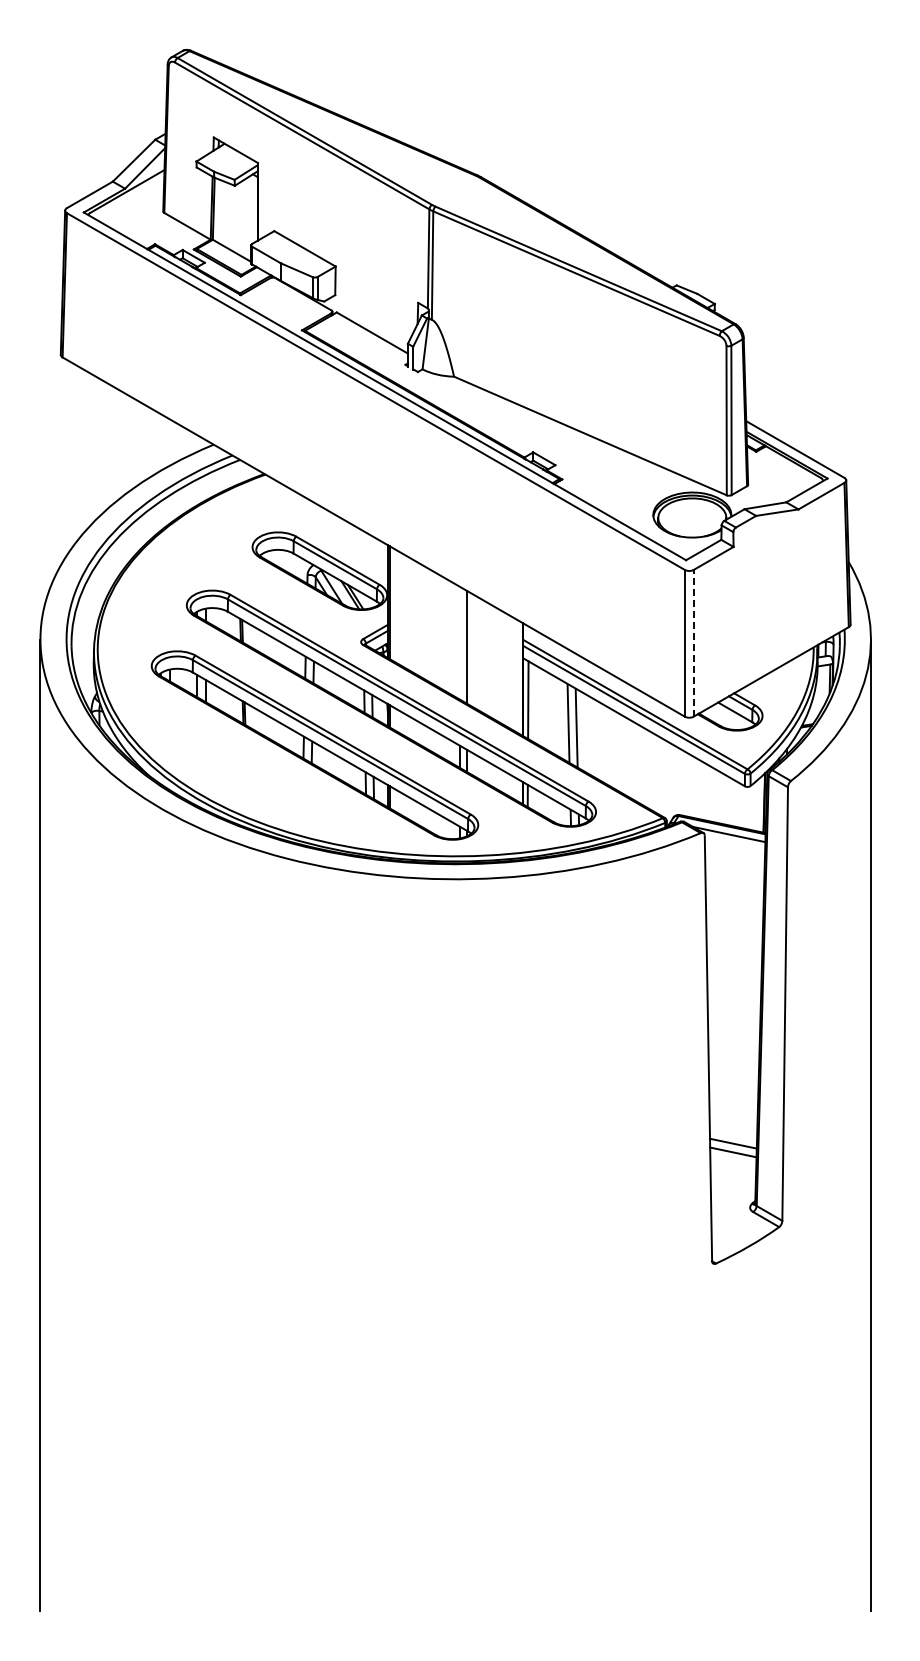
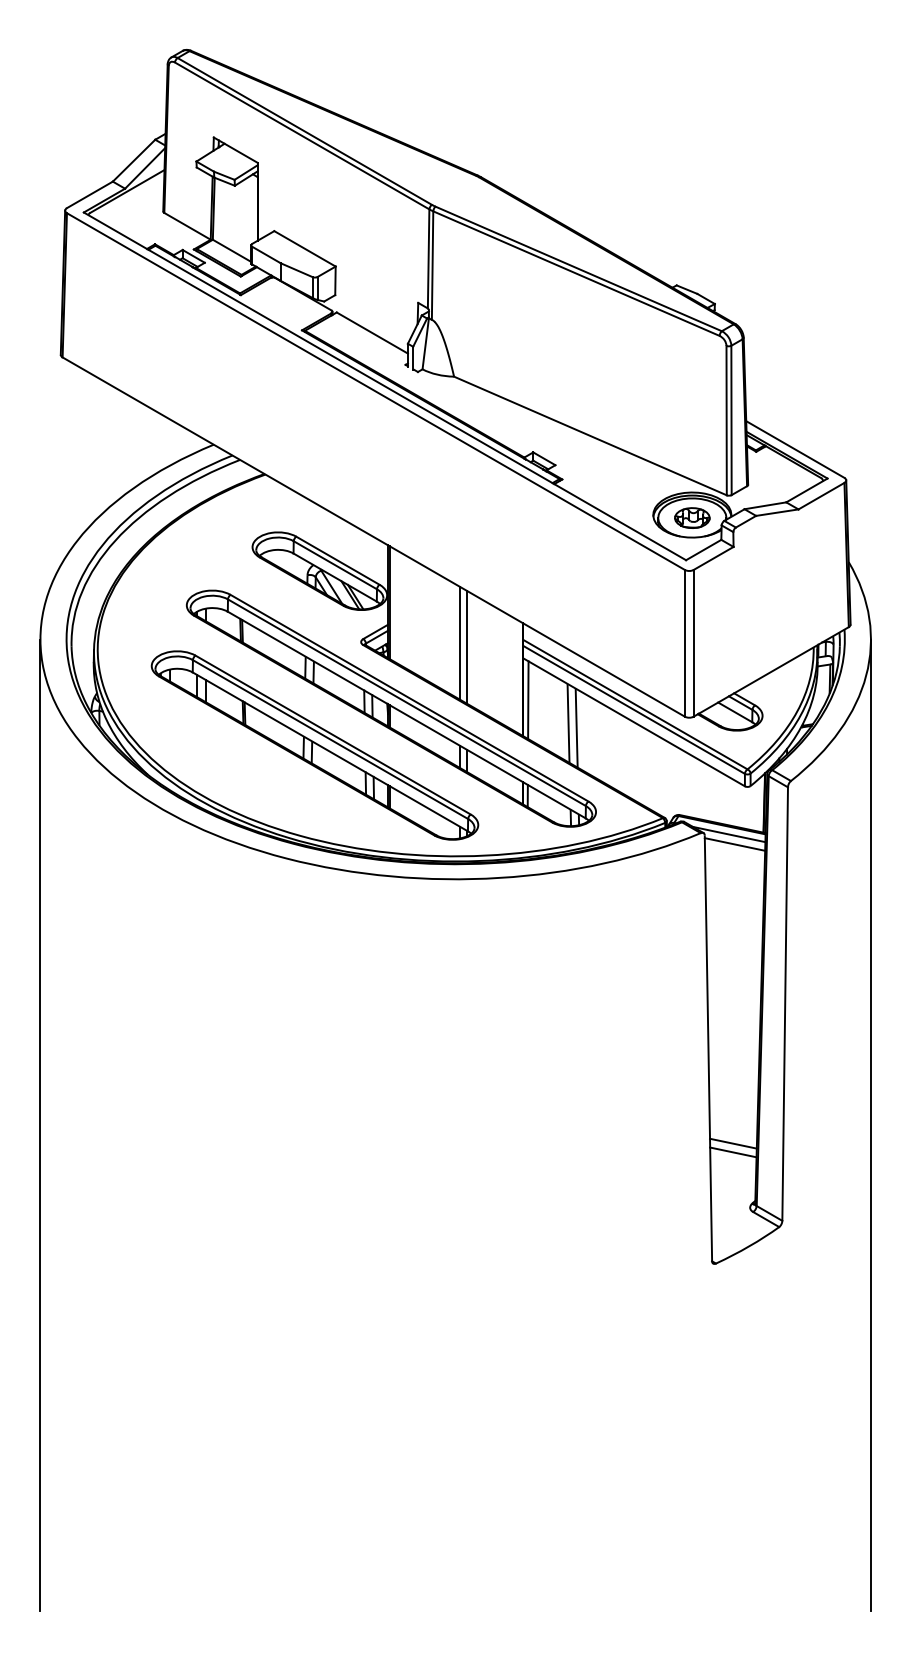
part: none -> present (692, 517)
line: none -> present (460, 642)
line: dashed -> solid (693, 642)
line: none -> present (734, 844)
